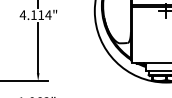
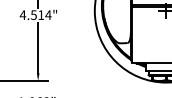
text: 4.114" -> 4.514" (33, 15)
